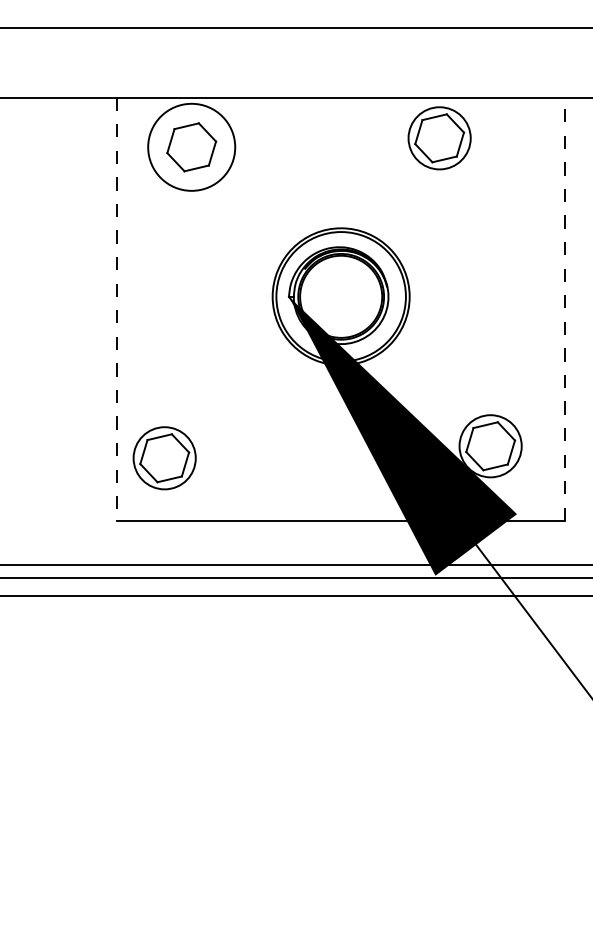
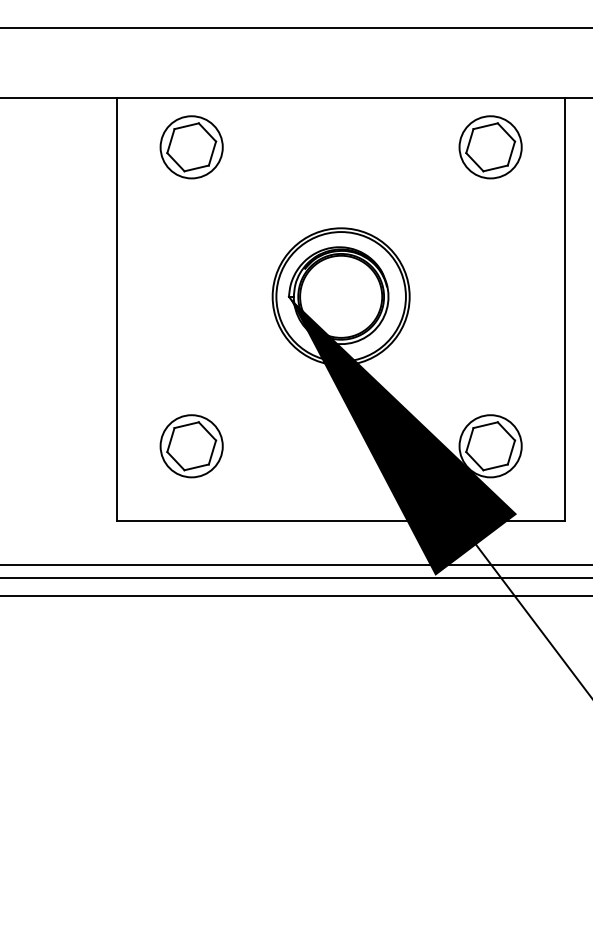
part position: (439, 138) -> (490, 147) (490, 147)
circle diameter: 87 px -> 62 px (191, 147)
line: dashed -> solid (116, 309)
line: dashed -> solid (565, 309)
part position: (164, 458) -> (191, 446) (191, 446)
